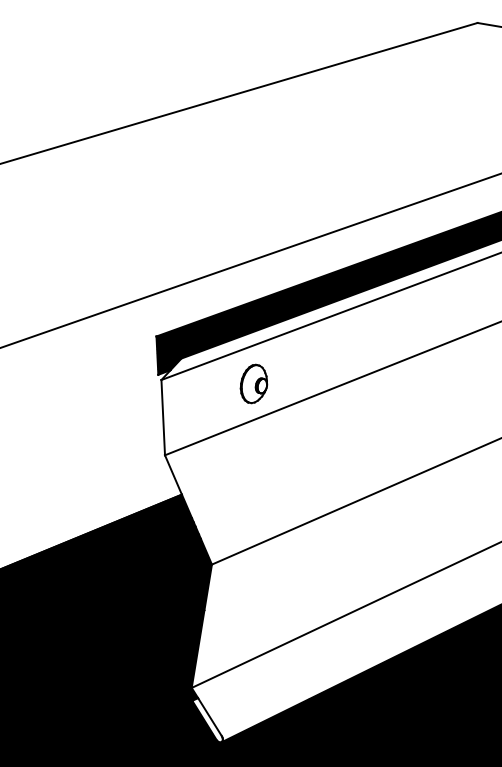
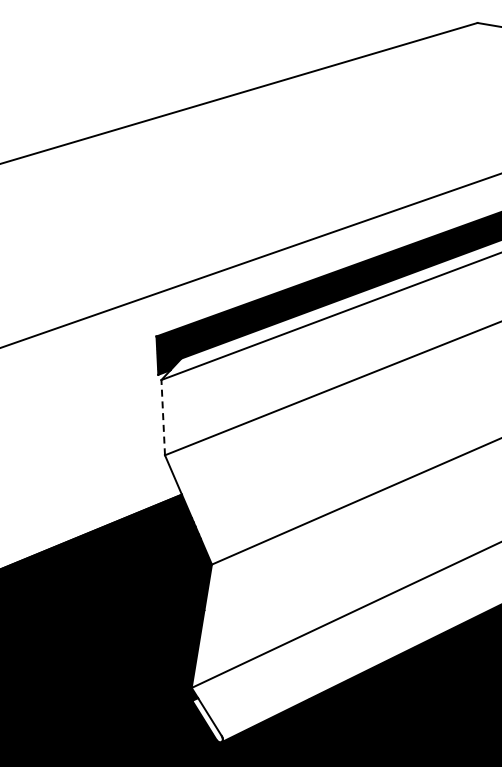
part: present -> none (253, 383)
line: solid -> dashed (163, 417)
